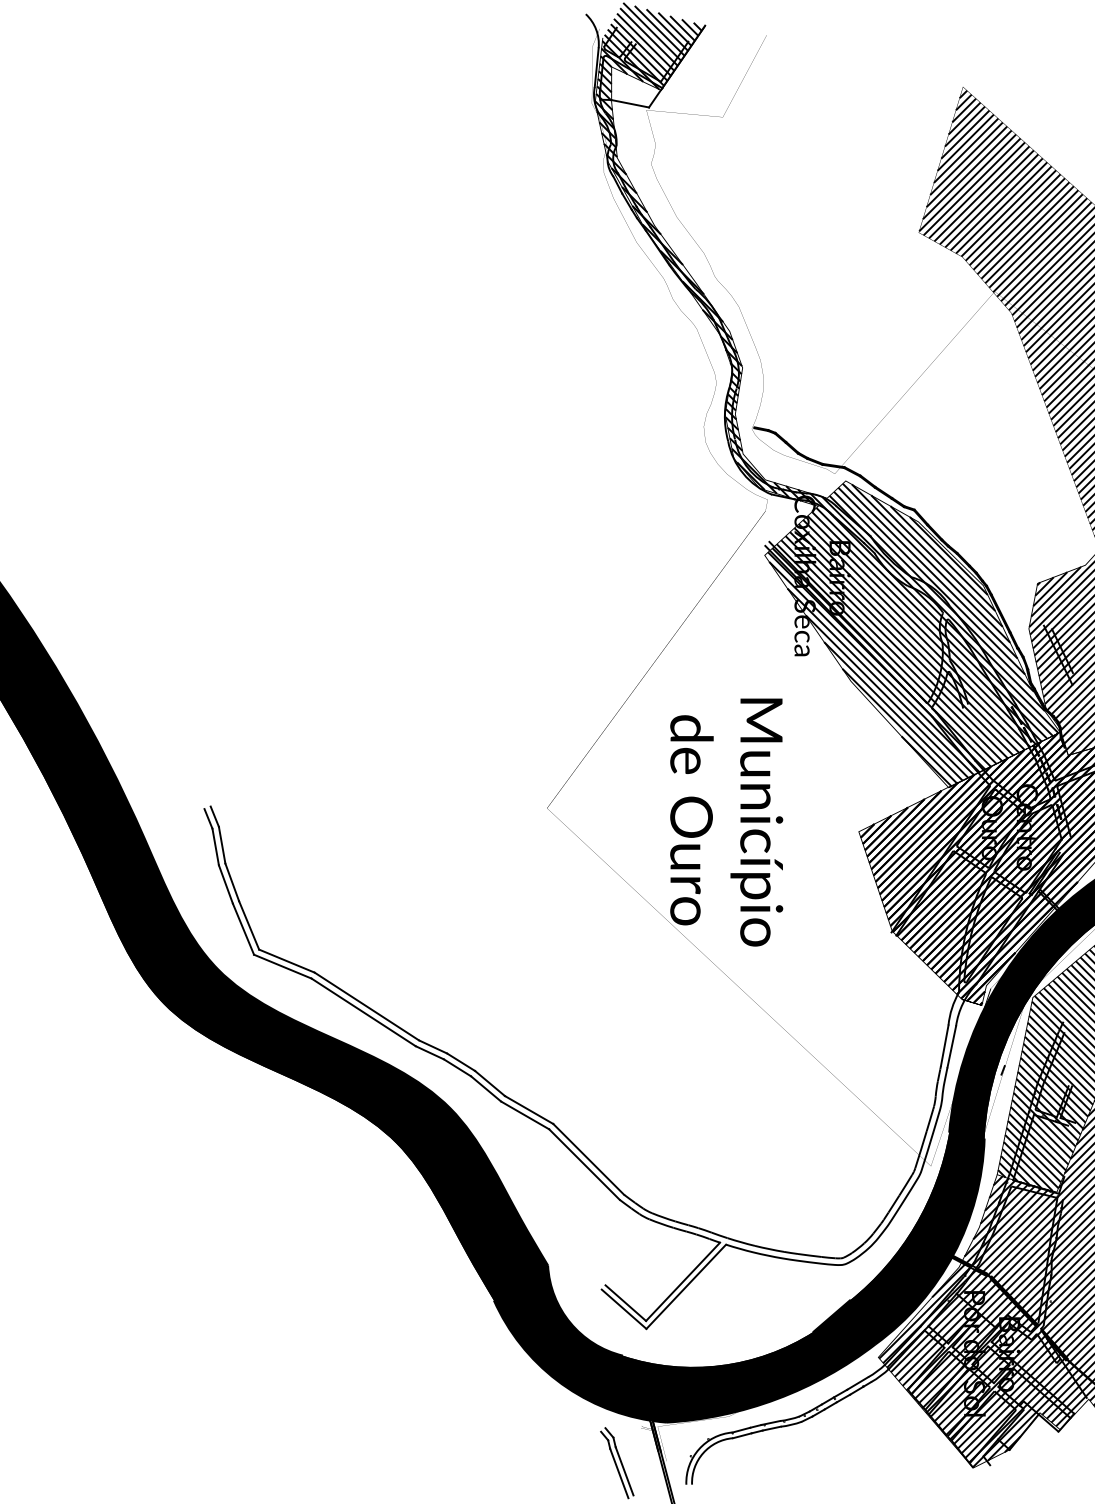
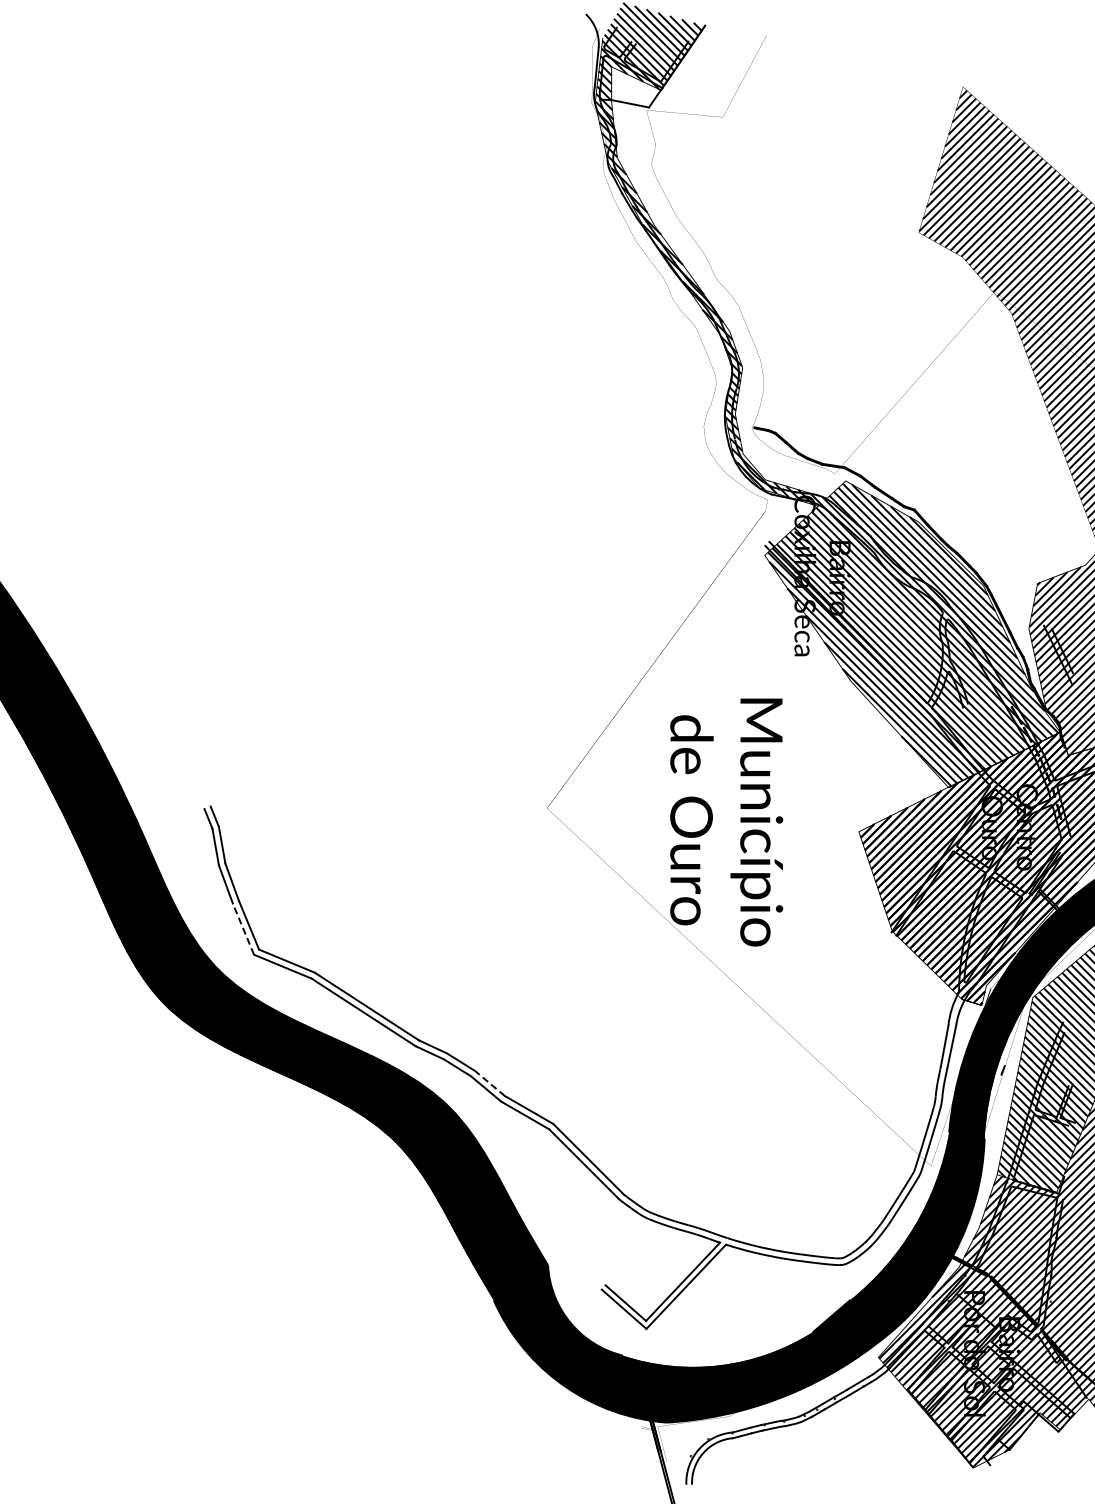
line: solid -> dashed (243, 929)
line: solid -> dashed (490, 1083)
part: present -> none (617, 1463)
